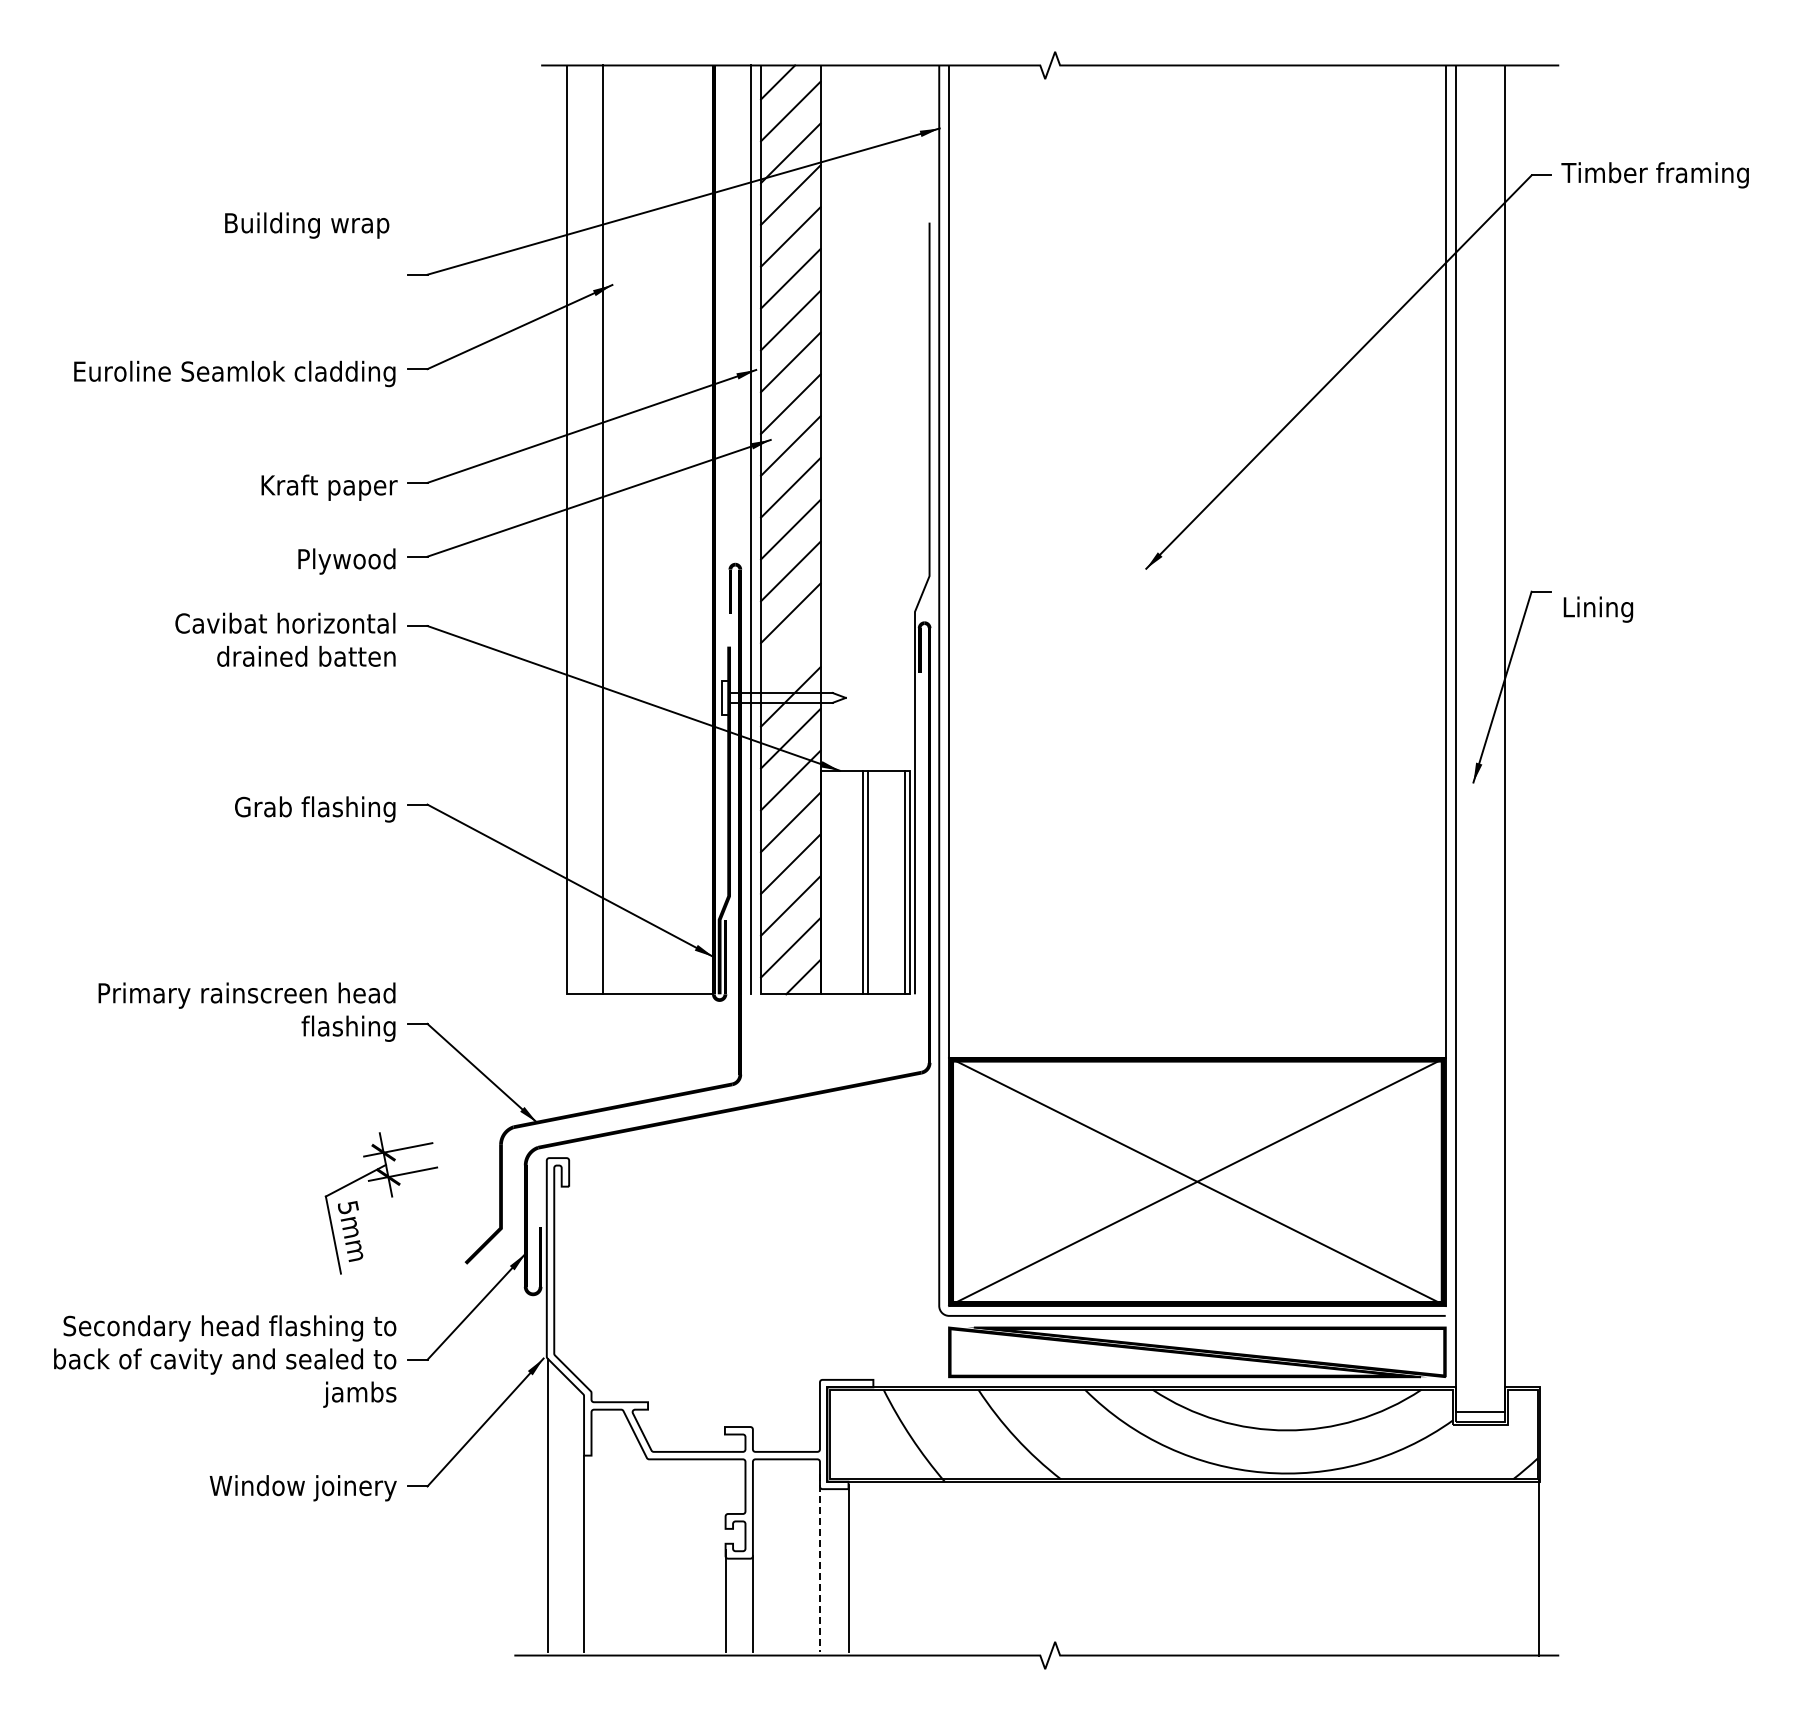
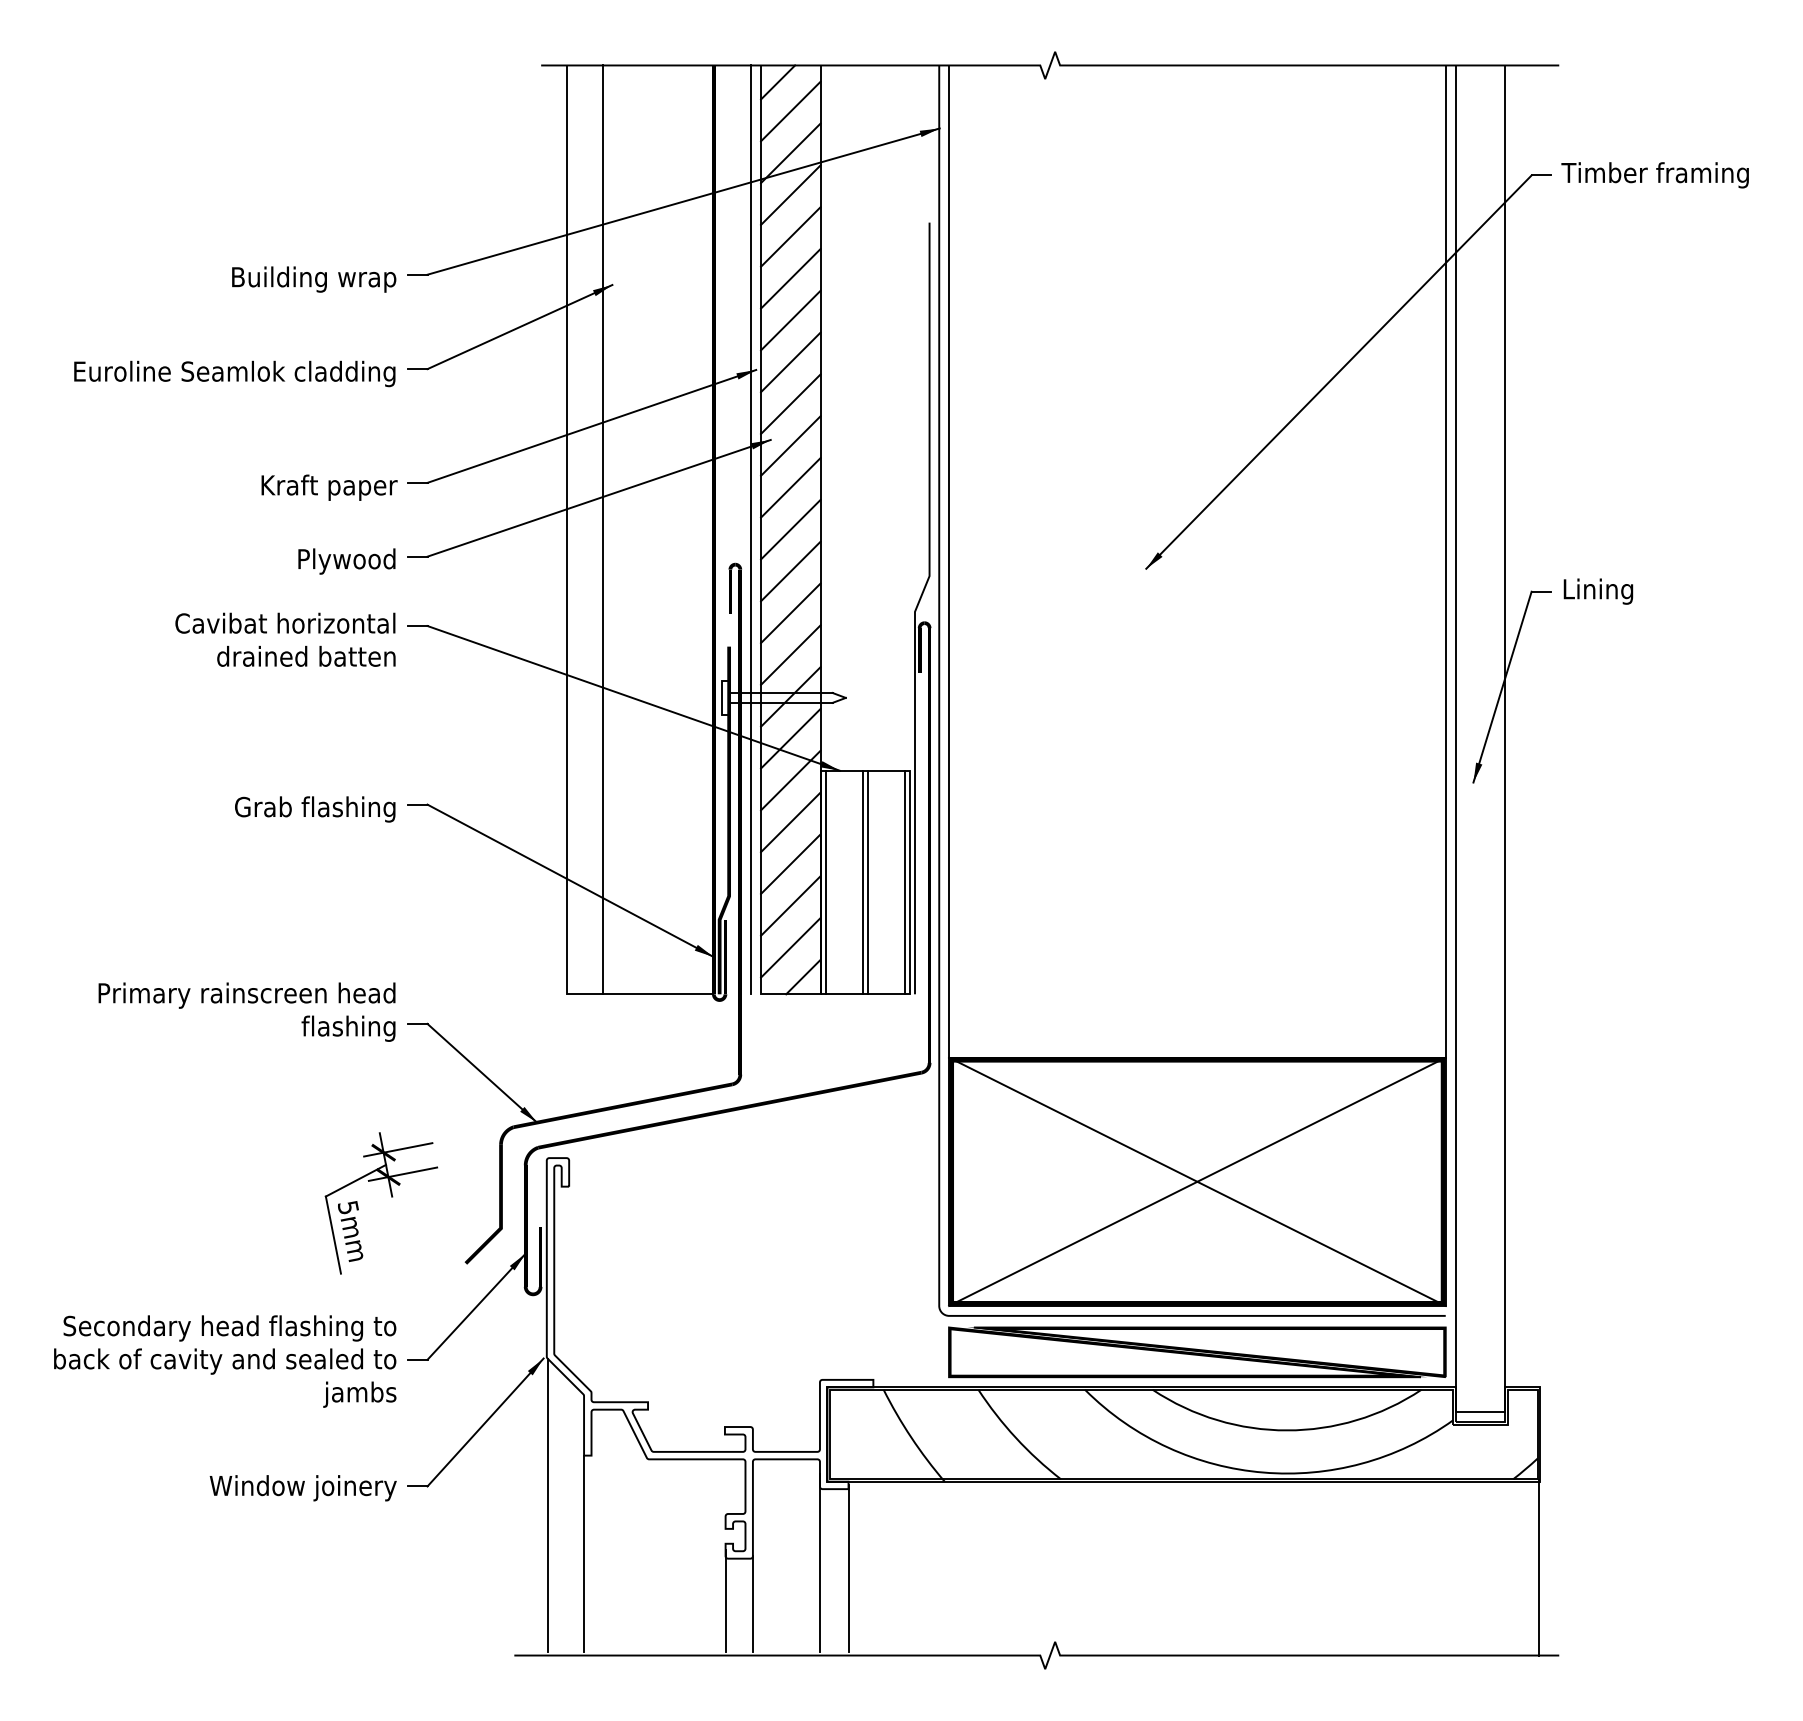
text position: (307, 225) -> (314, 279) (314, 279)
text position: (1598, 609) -> (1598, 591) (1598, 591)
line: none -> present (790, 654)
line: none -> present (825, 882)
line: dashed -> solid (819, 1562)
